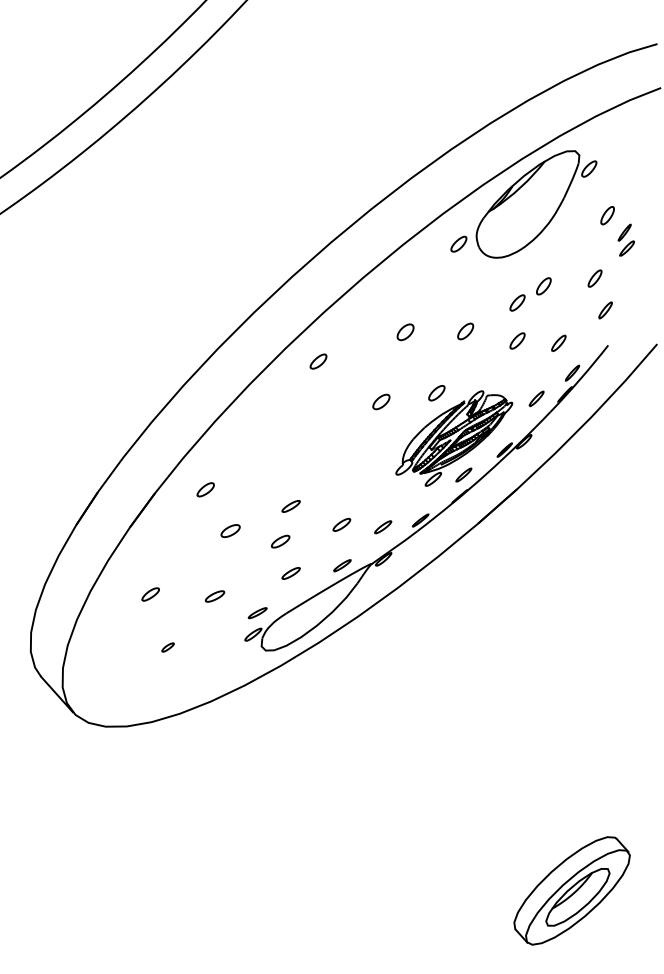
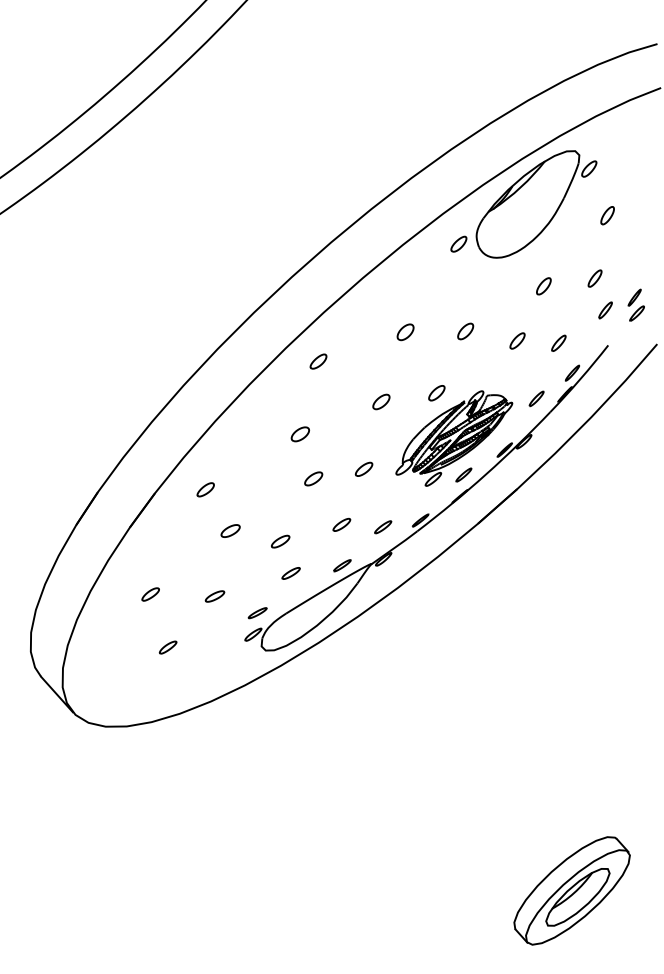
part position: (625, 239) -> (635, 304) (635, 304)
part: present -> none (517, 302)
part: none -> present (299, 434)
part: none -> present (363, 468)
part: none -> present (313, 478)
part: present -> none (290, 506)
part size: 14x11 px -> 20x15 px (167, 647)
